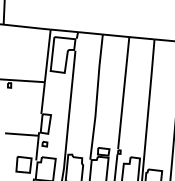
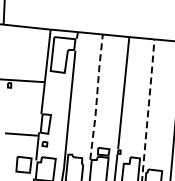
line: solid -> dashed (97, 96)
line: solid -> dashed (148, 109)
